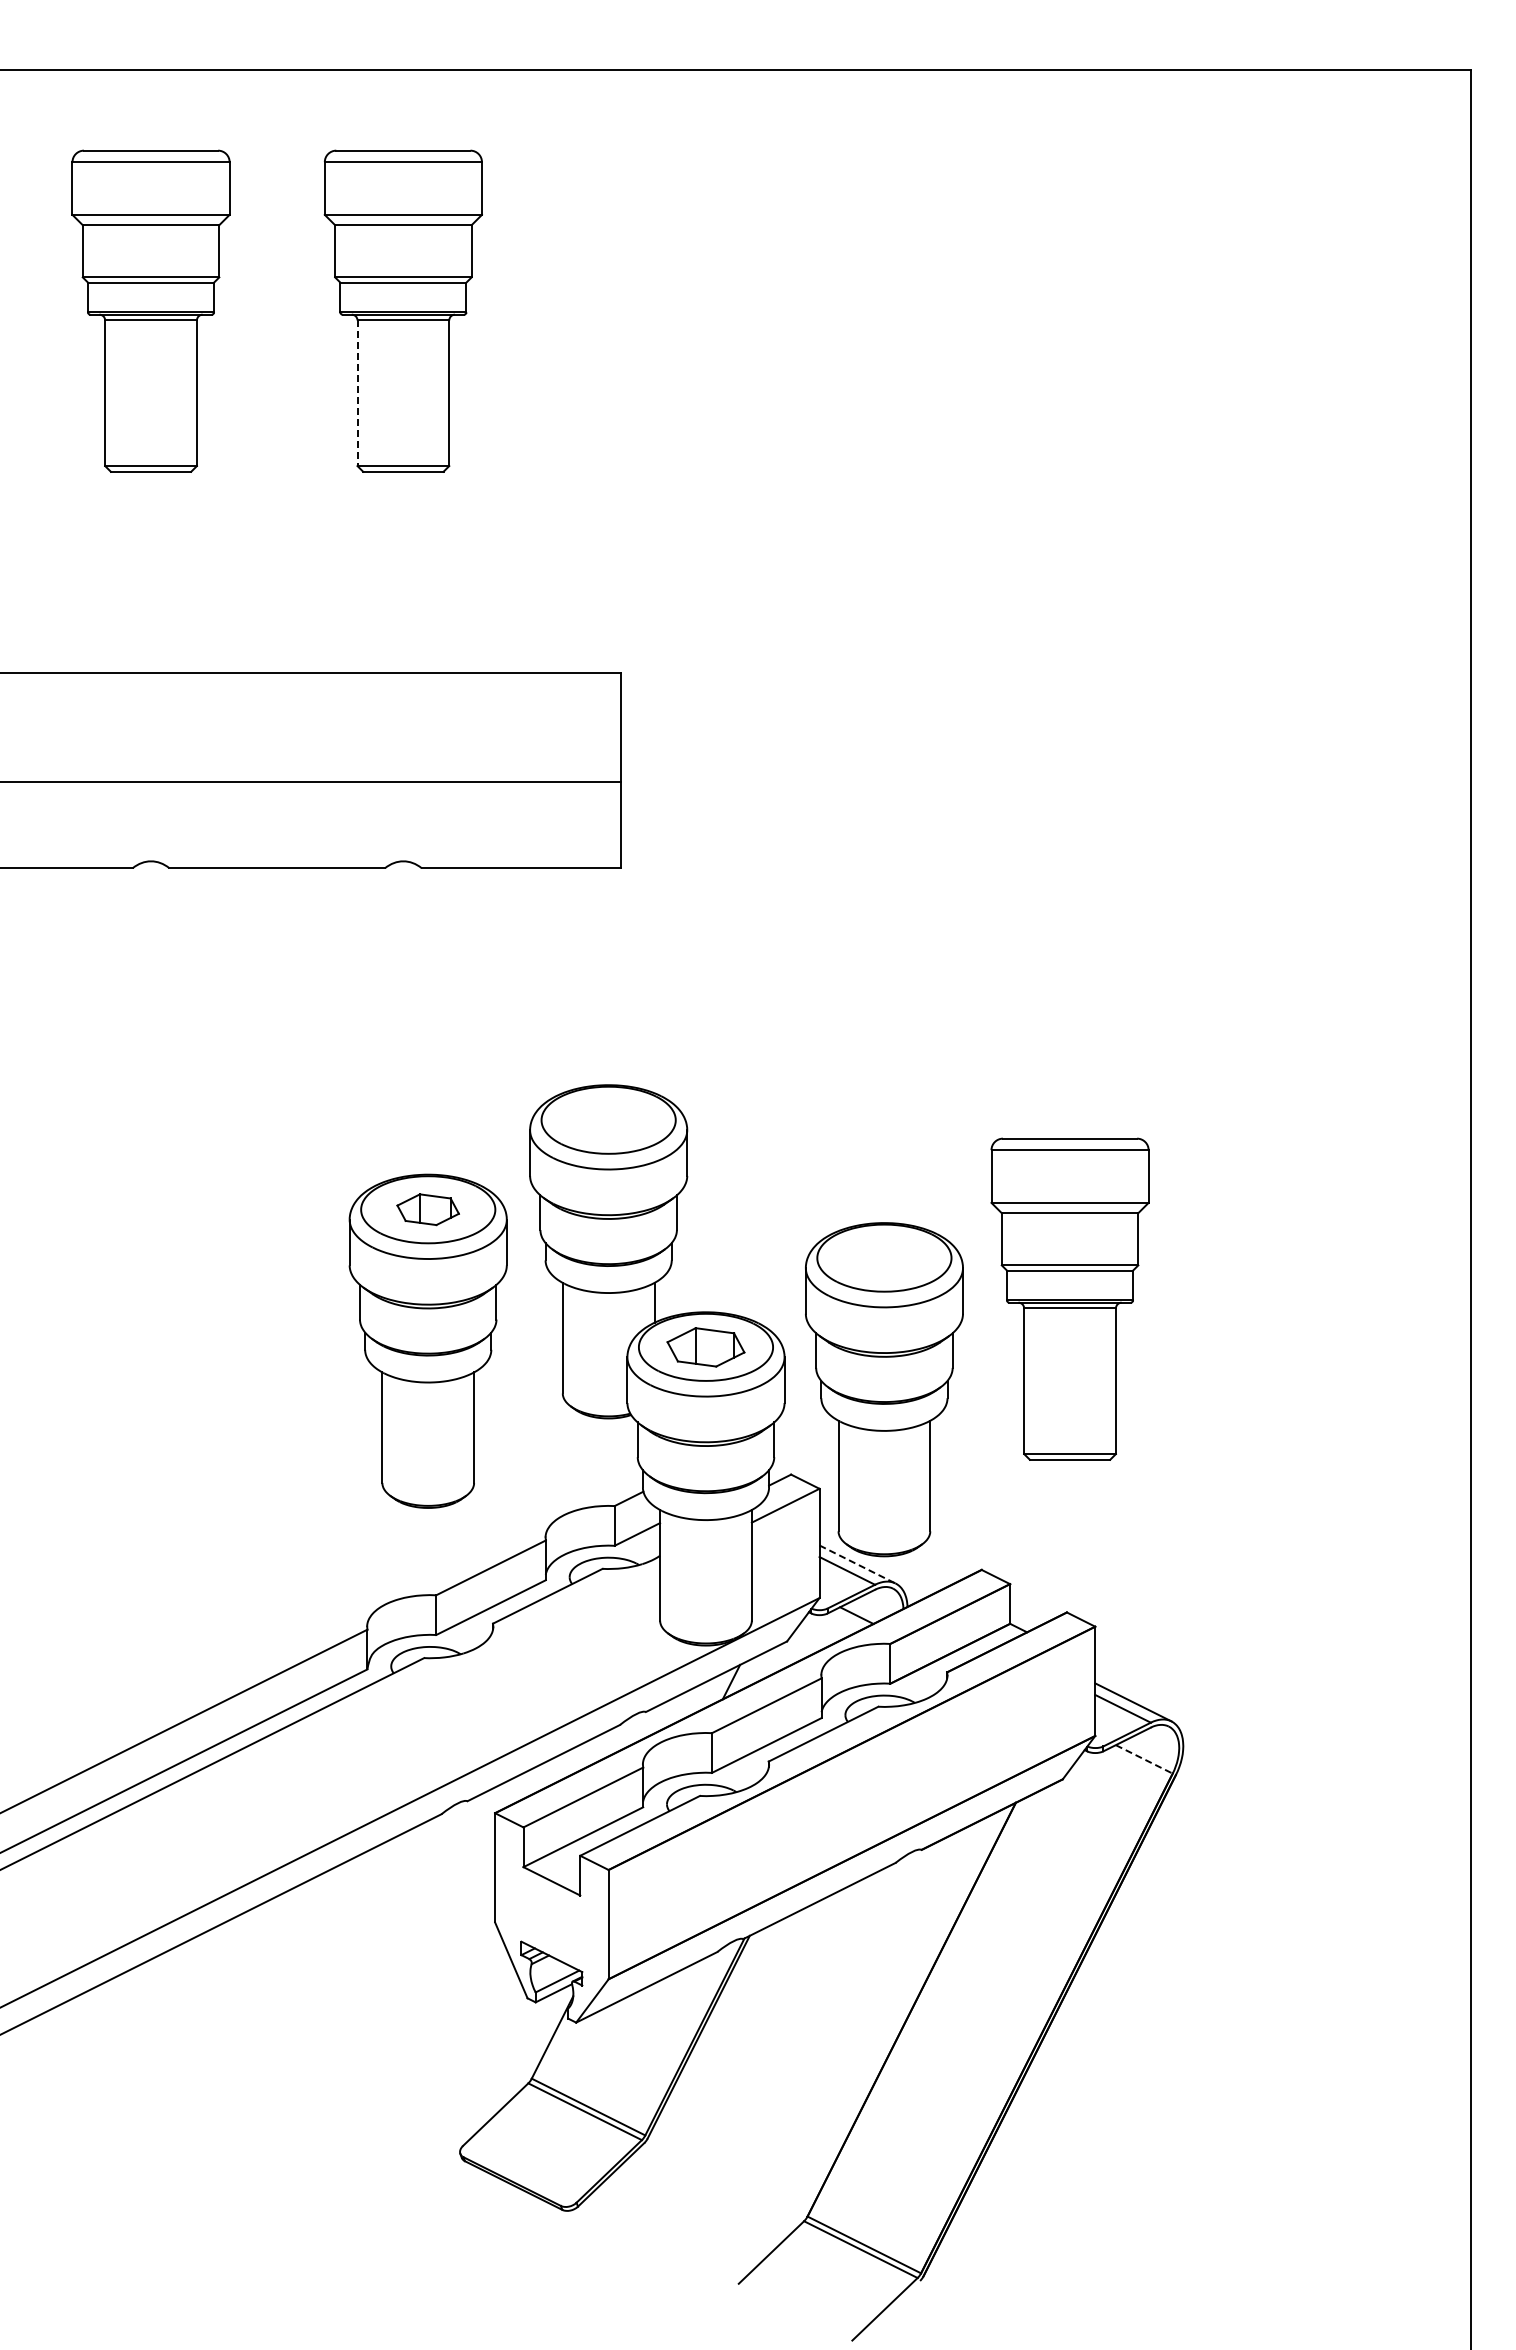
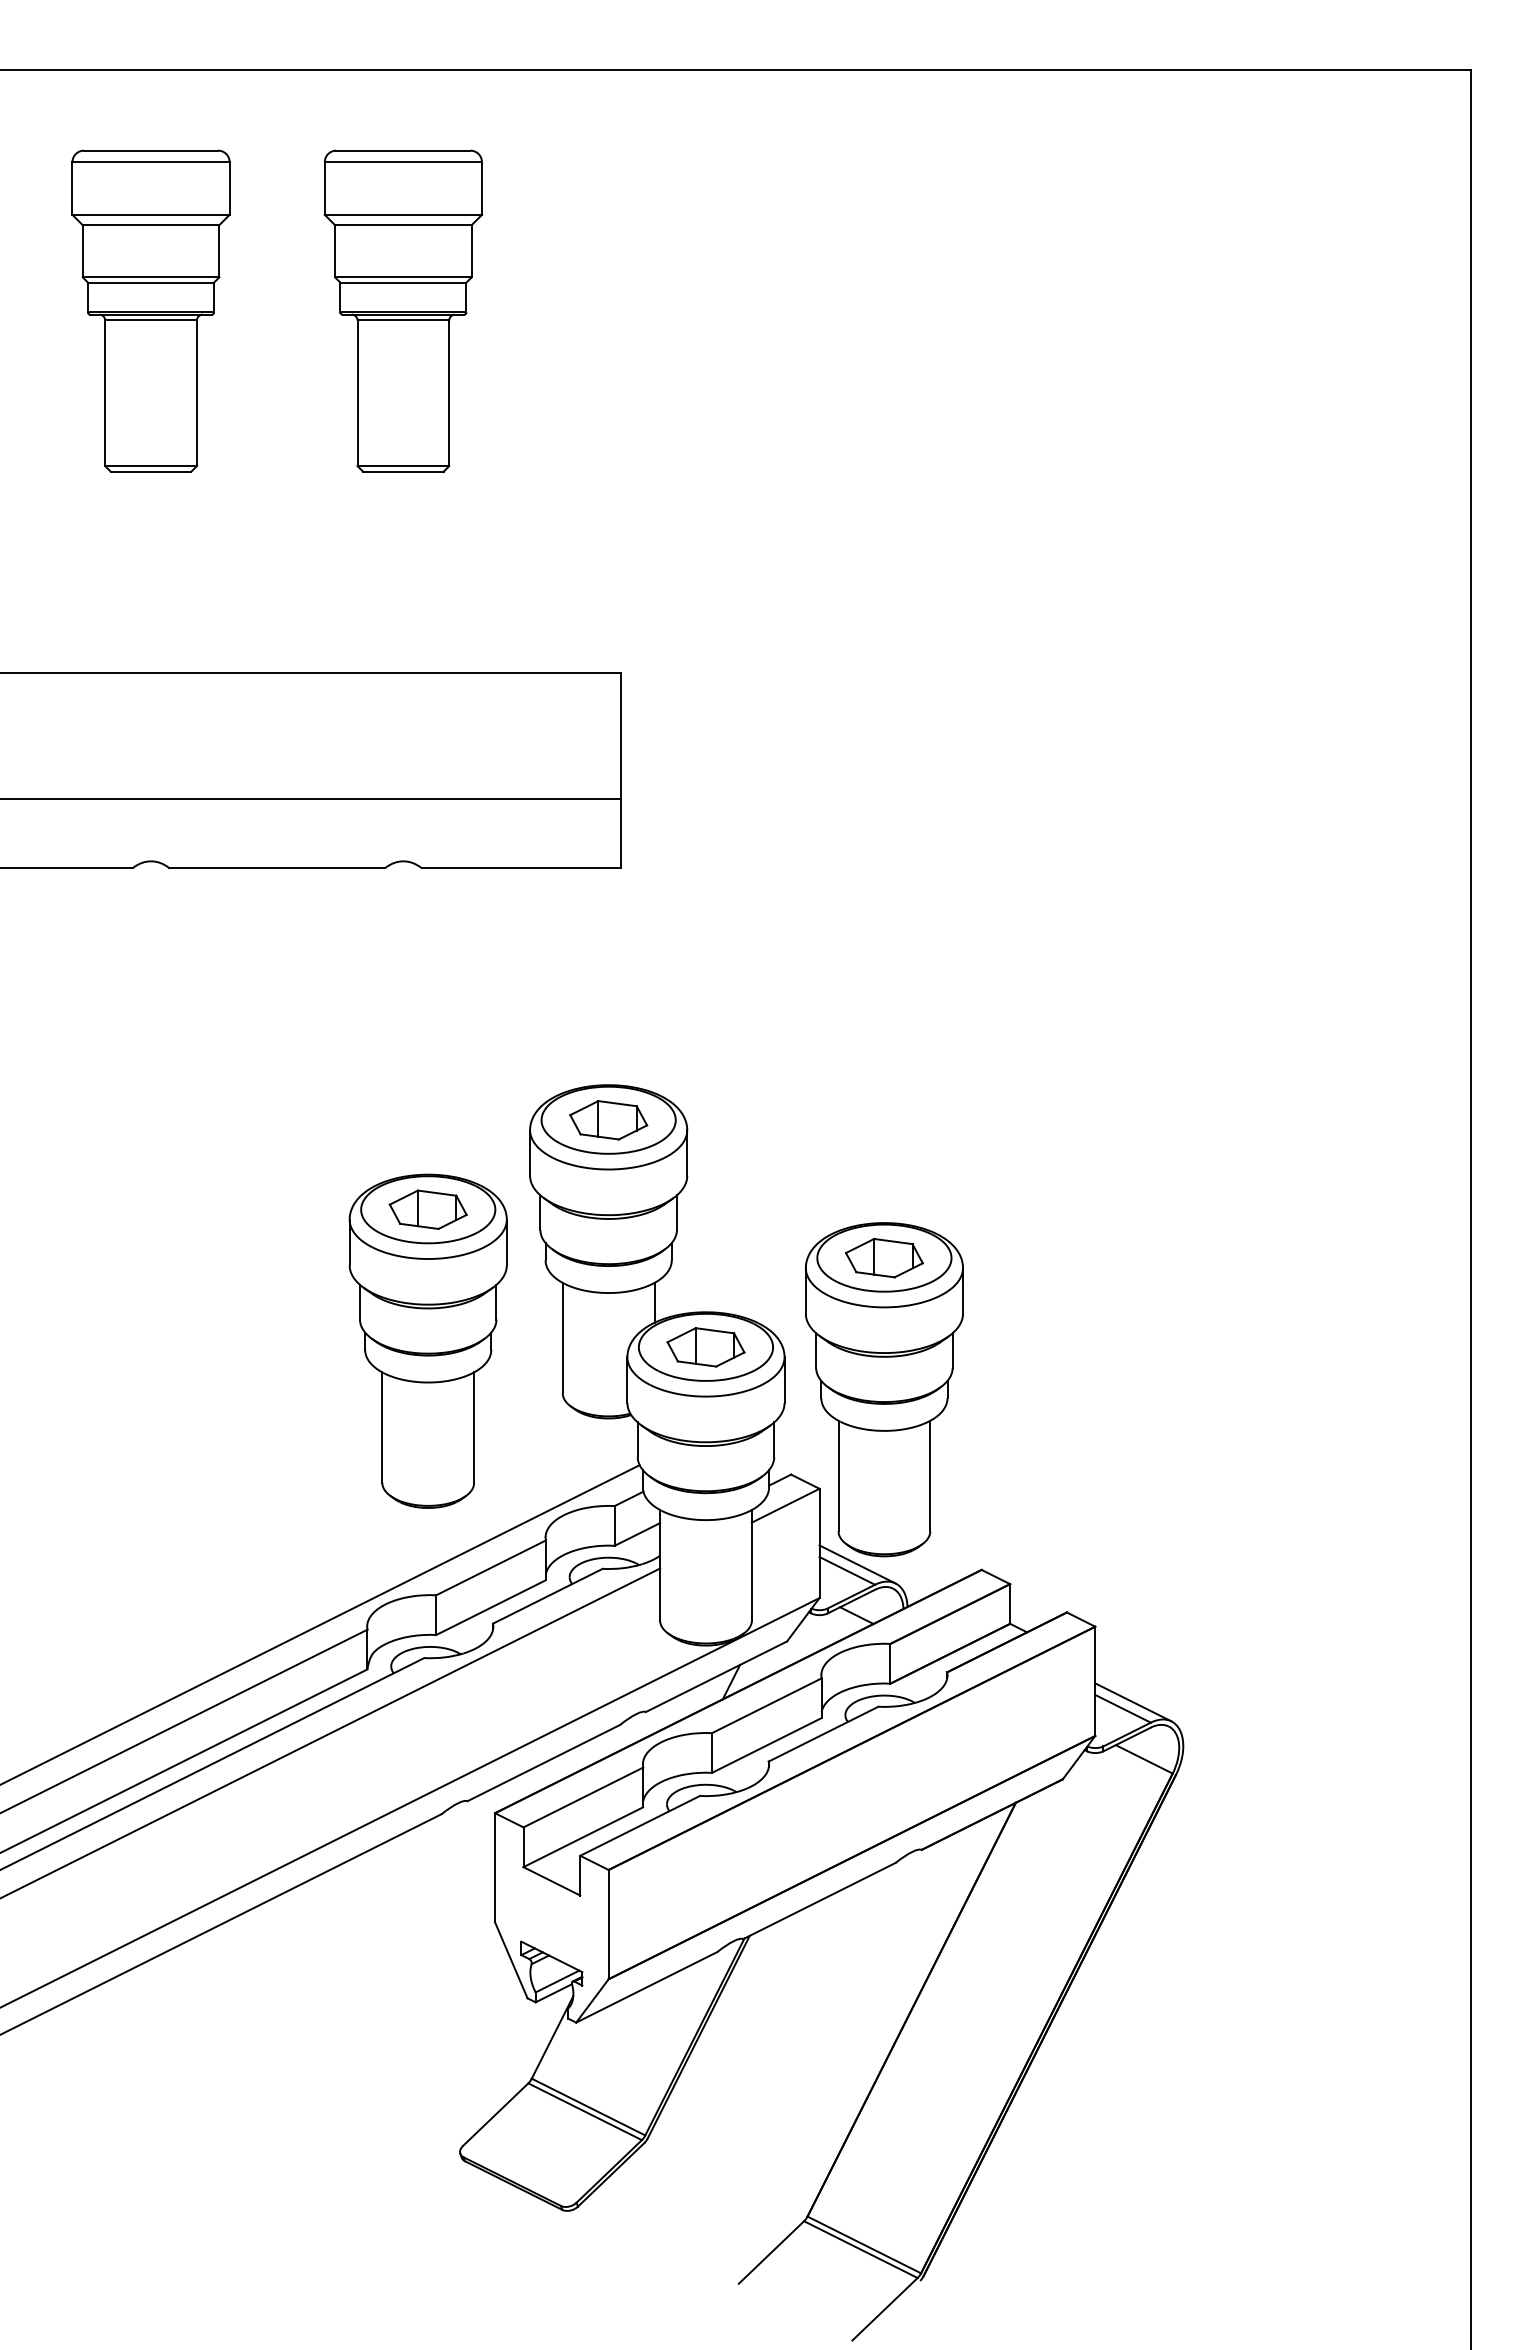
line: dashed -> solid (357, 393)
line position: (311, 782) -> (311, 799) (311, 799)
part: none -> present (608, 1120)
part size: 64x34 px -> 80x41 px (427, 1209)
part: none -> present (883, 1257)
part: present -> none (1069, 1298)
line: dashed -> solid (857, 1564)
line: none -> present (320, 1624)
line: none -> present (331, 1732)
line: dashed -> solid (1144, 1759)
